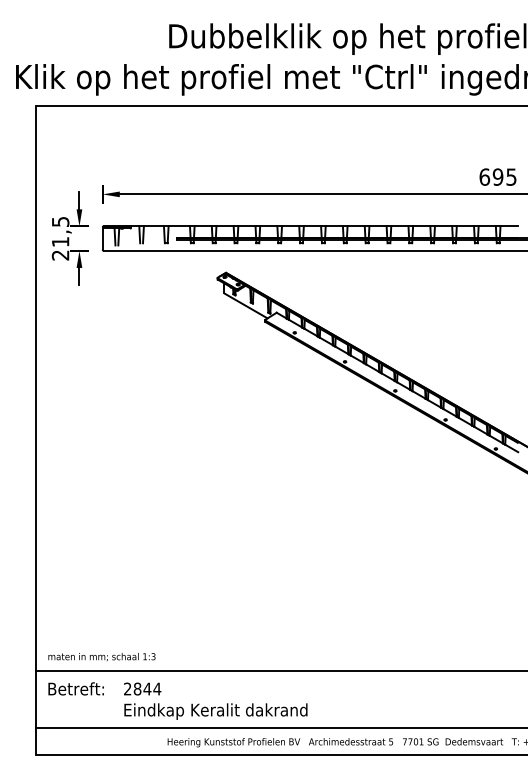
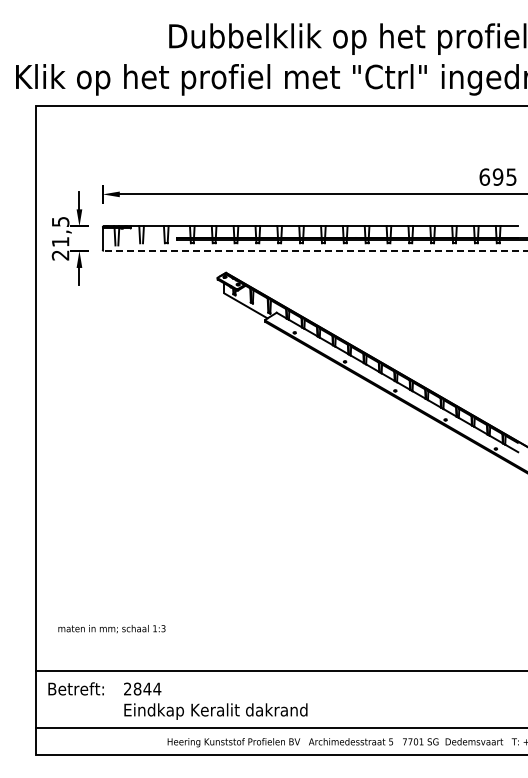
line: solid -> dashed (315, 250)
text position: (101, 656) -> (111, 628) (111, 628)
